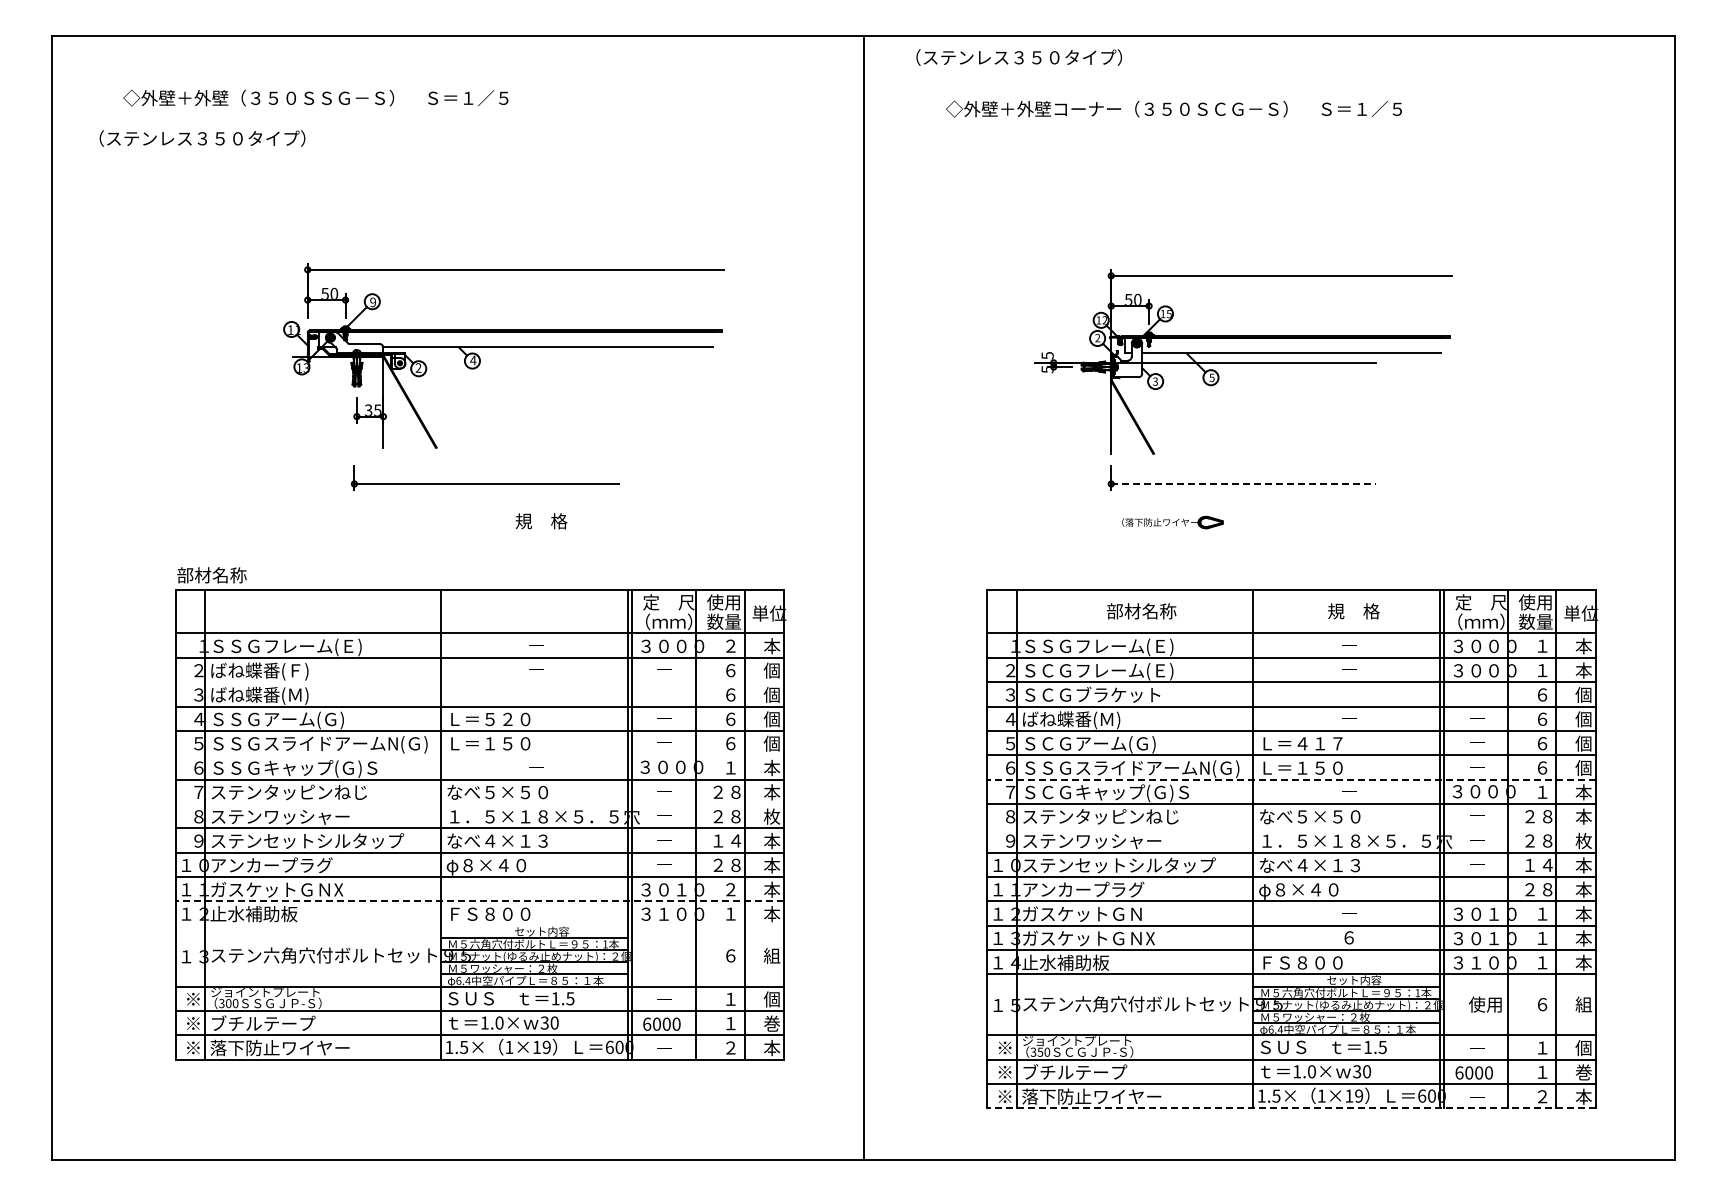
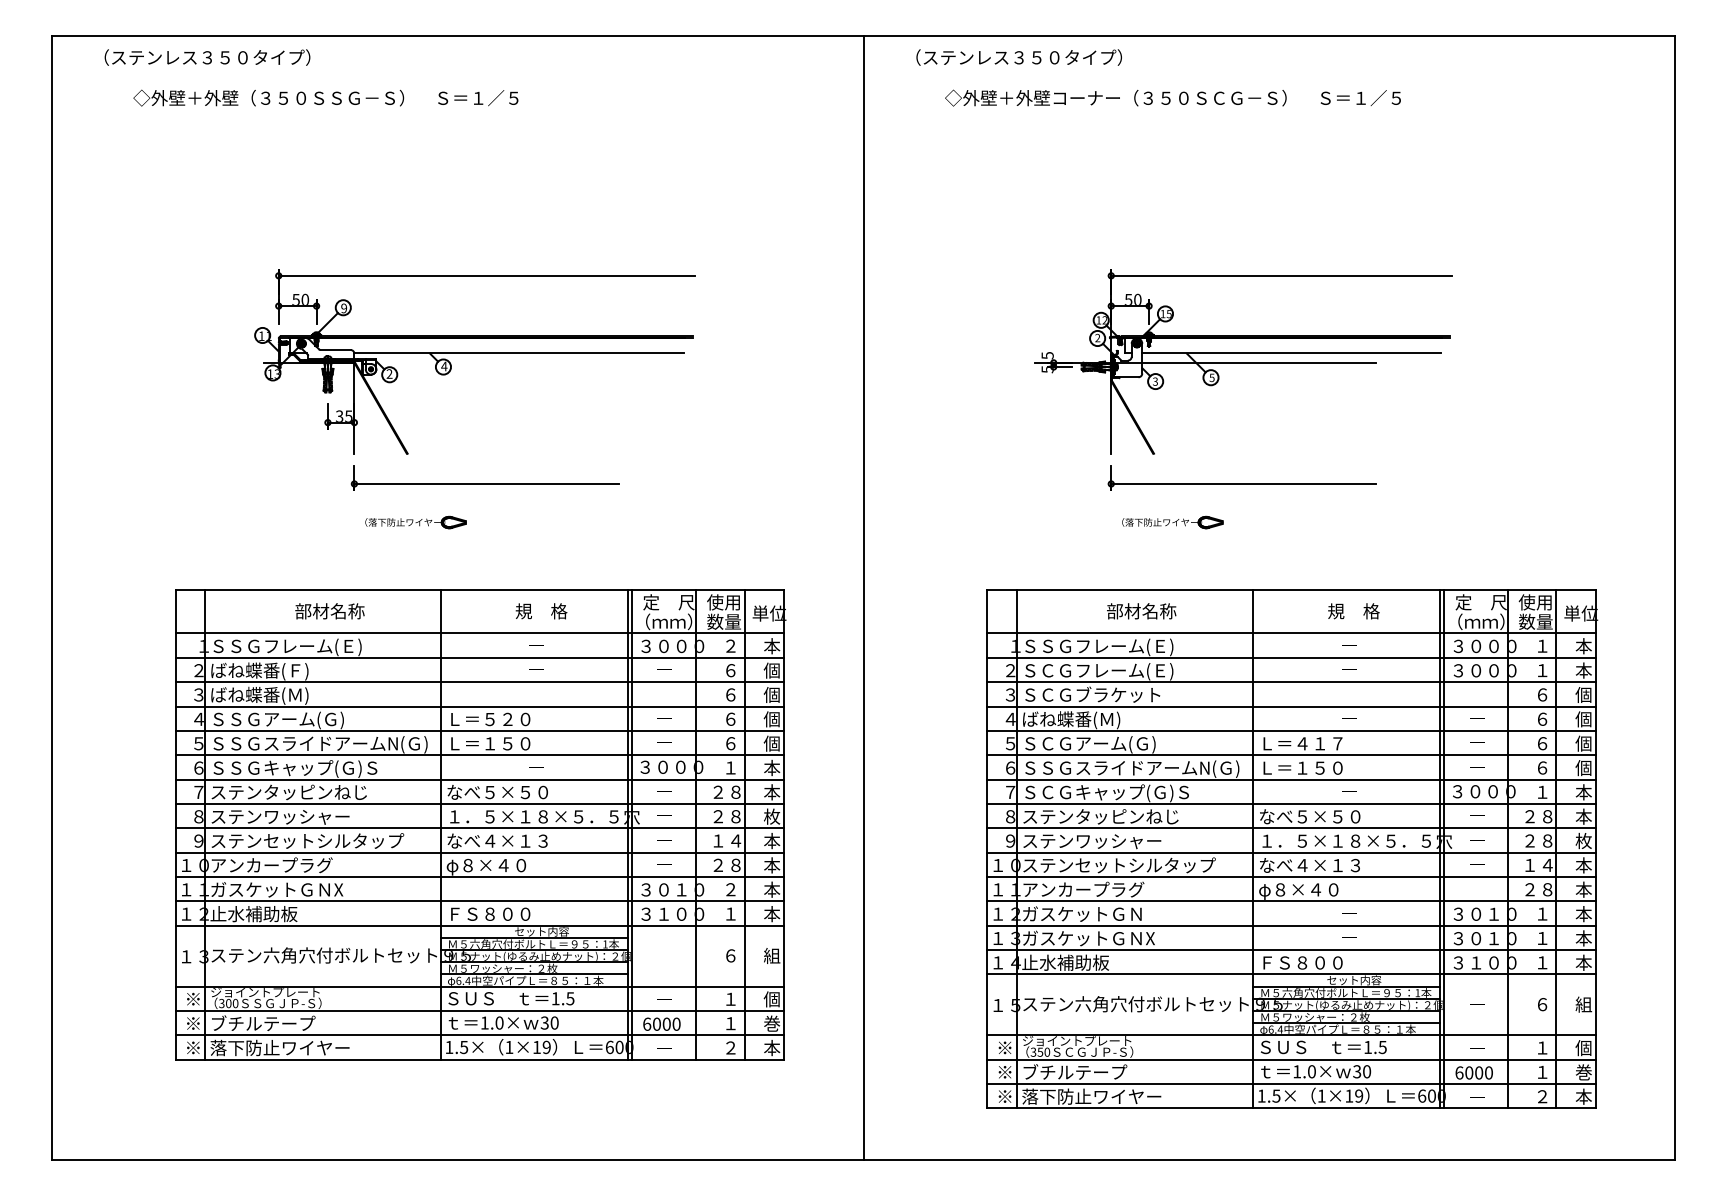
text position: (315, 97) -> (325, 97) (325, 97)
text position: (1173, 108) -> (1172, 97) (1172, 97)
text position: (202, 138) -> (207, 57) (207, 57)
part position: (503, 347) -> (474, 353) (474, 353)
line: dashed -> solid (1244, 483)
text position: (541, 521) -> (541, 611) (541, 611)
part: none -> present (415, 522)
text position: (211, 575) -> (329, 611) (329, 611)
line: none -> present (479, 682)
line: none -> present (479, 755)
line: dashed -> solid (1291, 779)
line: none -> present (479, 803)
line: none -> present (1291, 828)
line: dashed -> solid (479, 901)
line: none -> present (479, 925)
text: ６ -> ― (1349, 937)
text: 使用 -> ― (1484, 1004)
line: dashed -> solid (1291, 1108)
